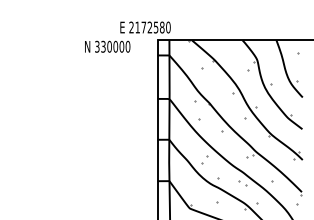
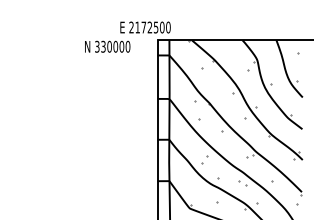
text: 2172580 -> 2172500 (161, 27)
